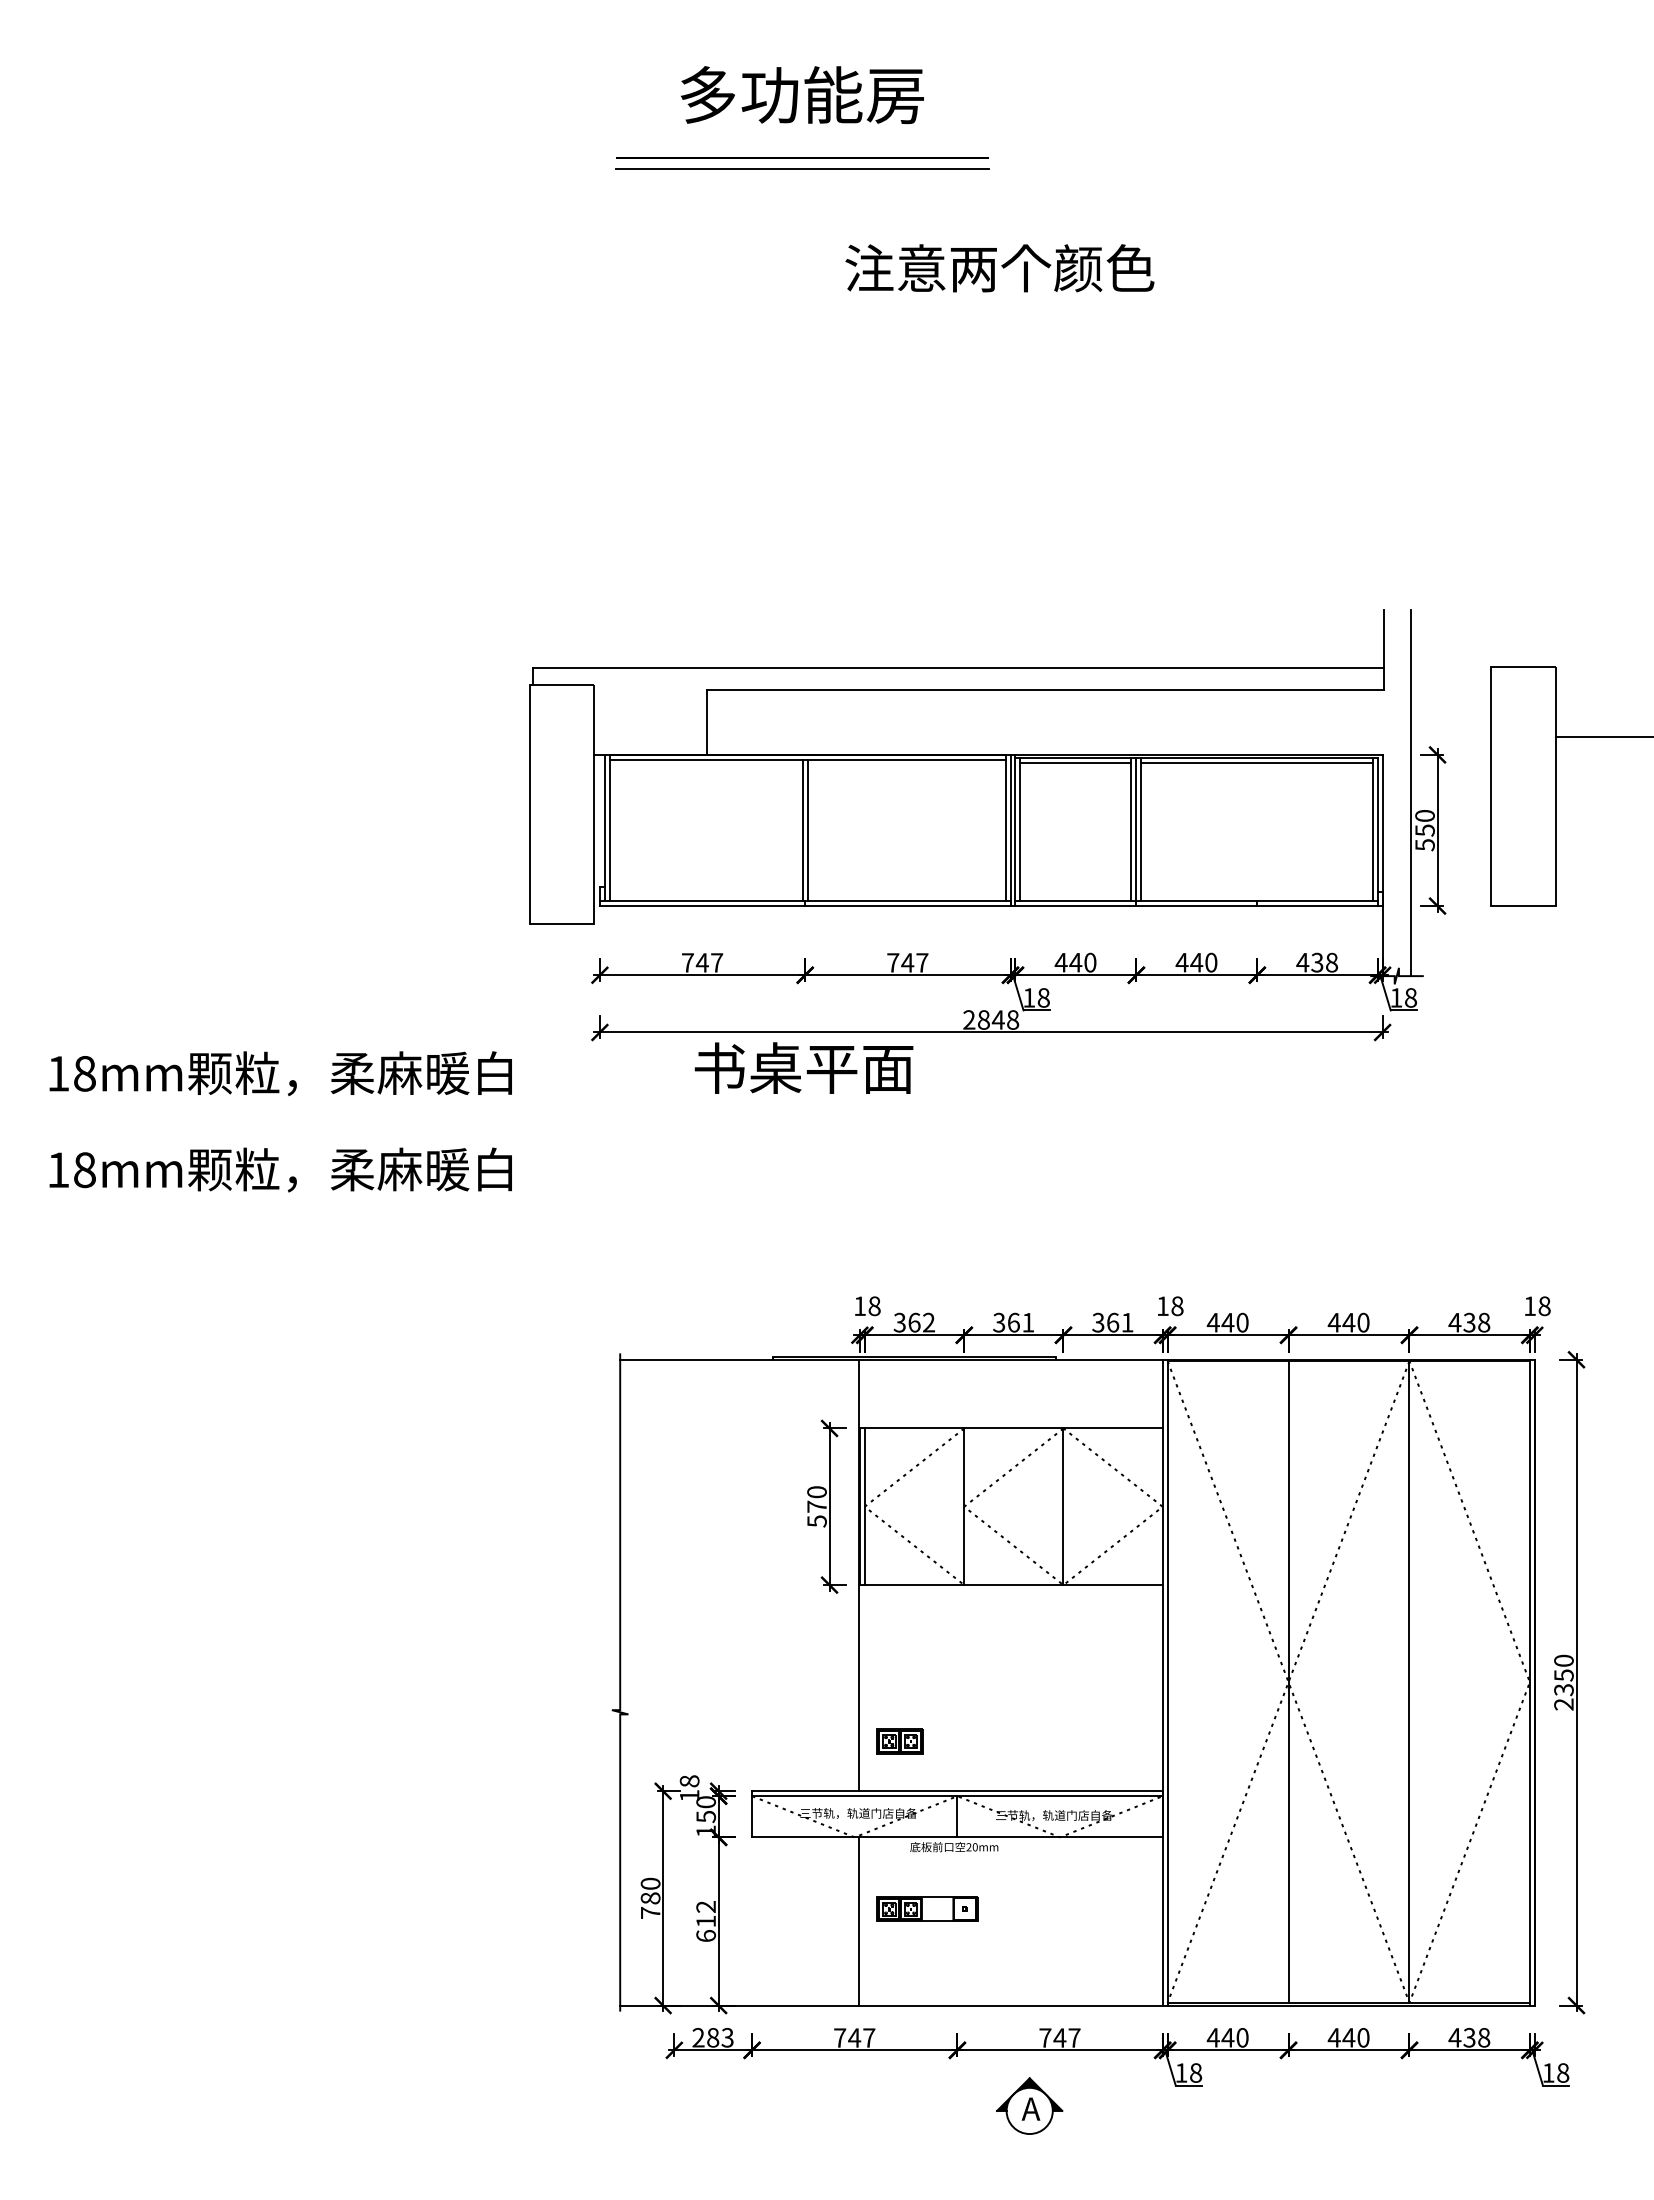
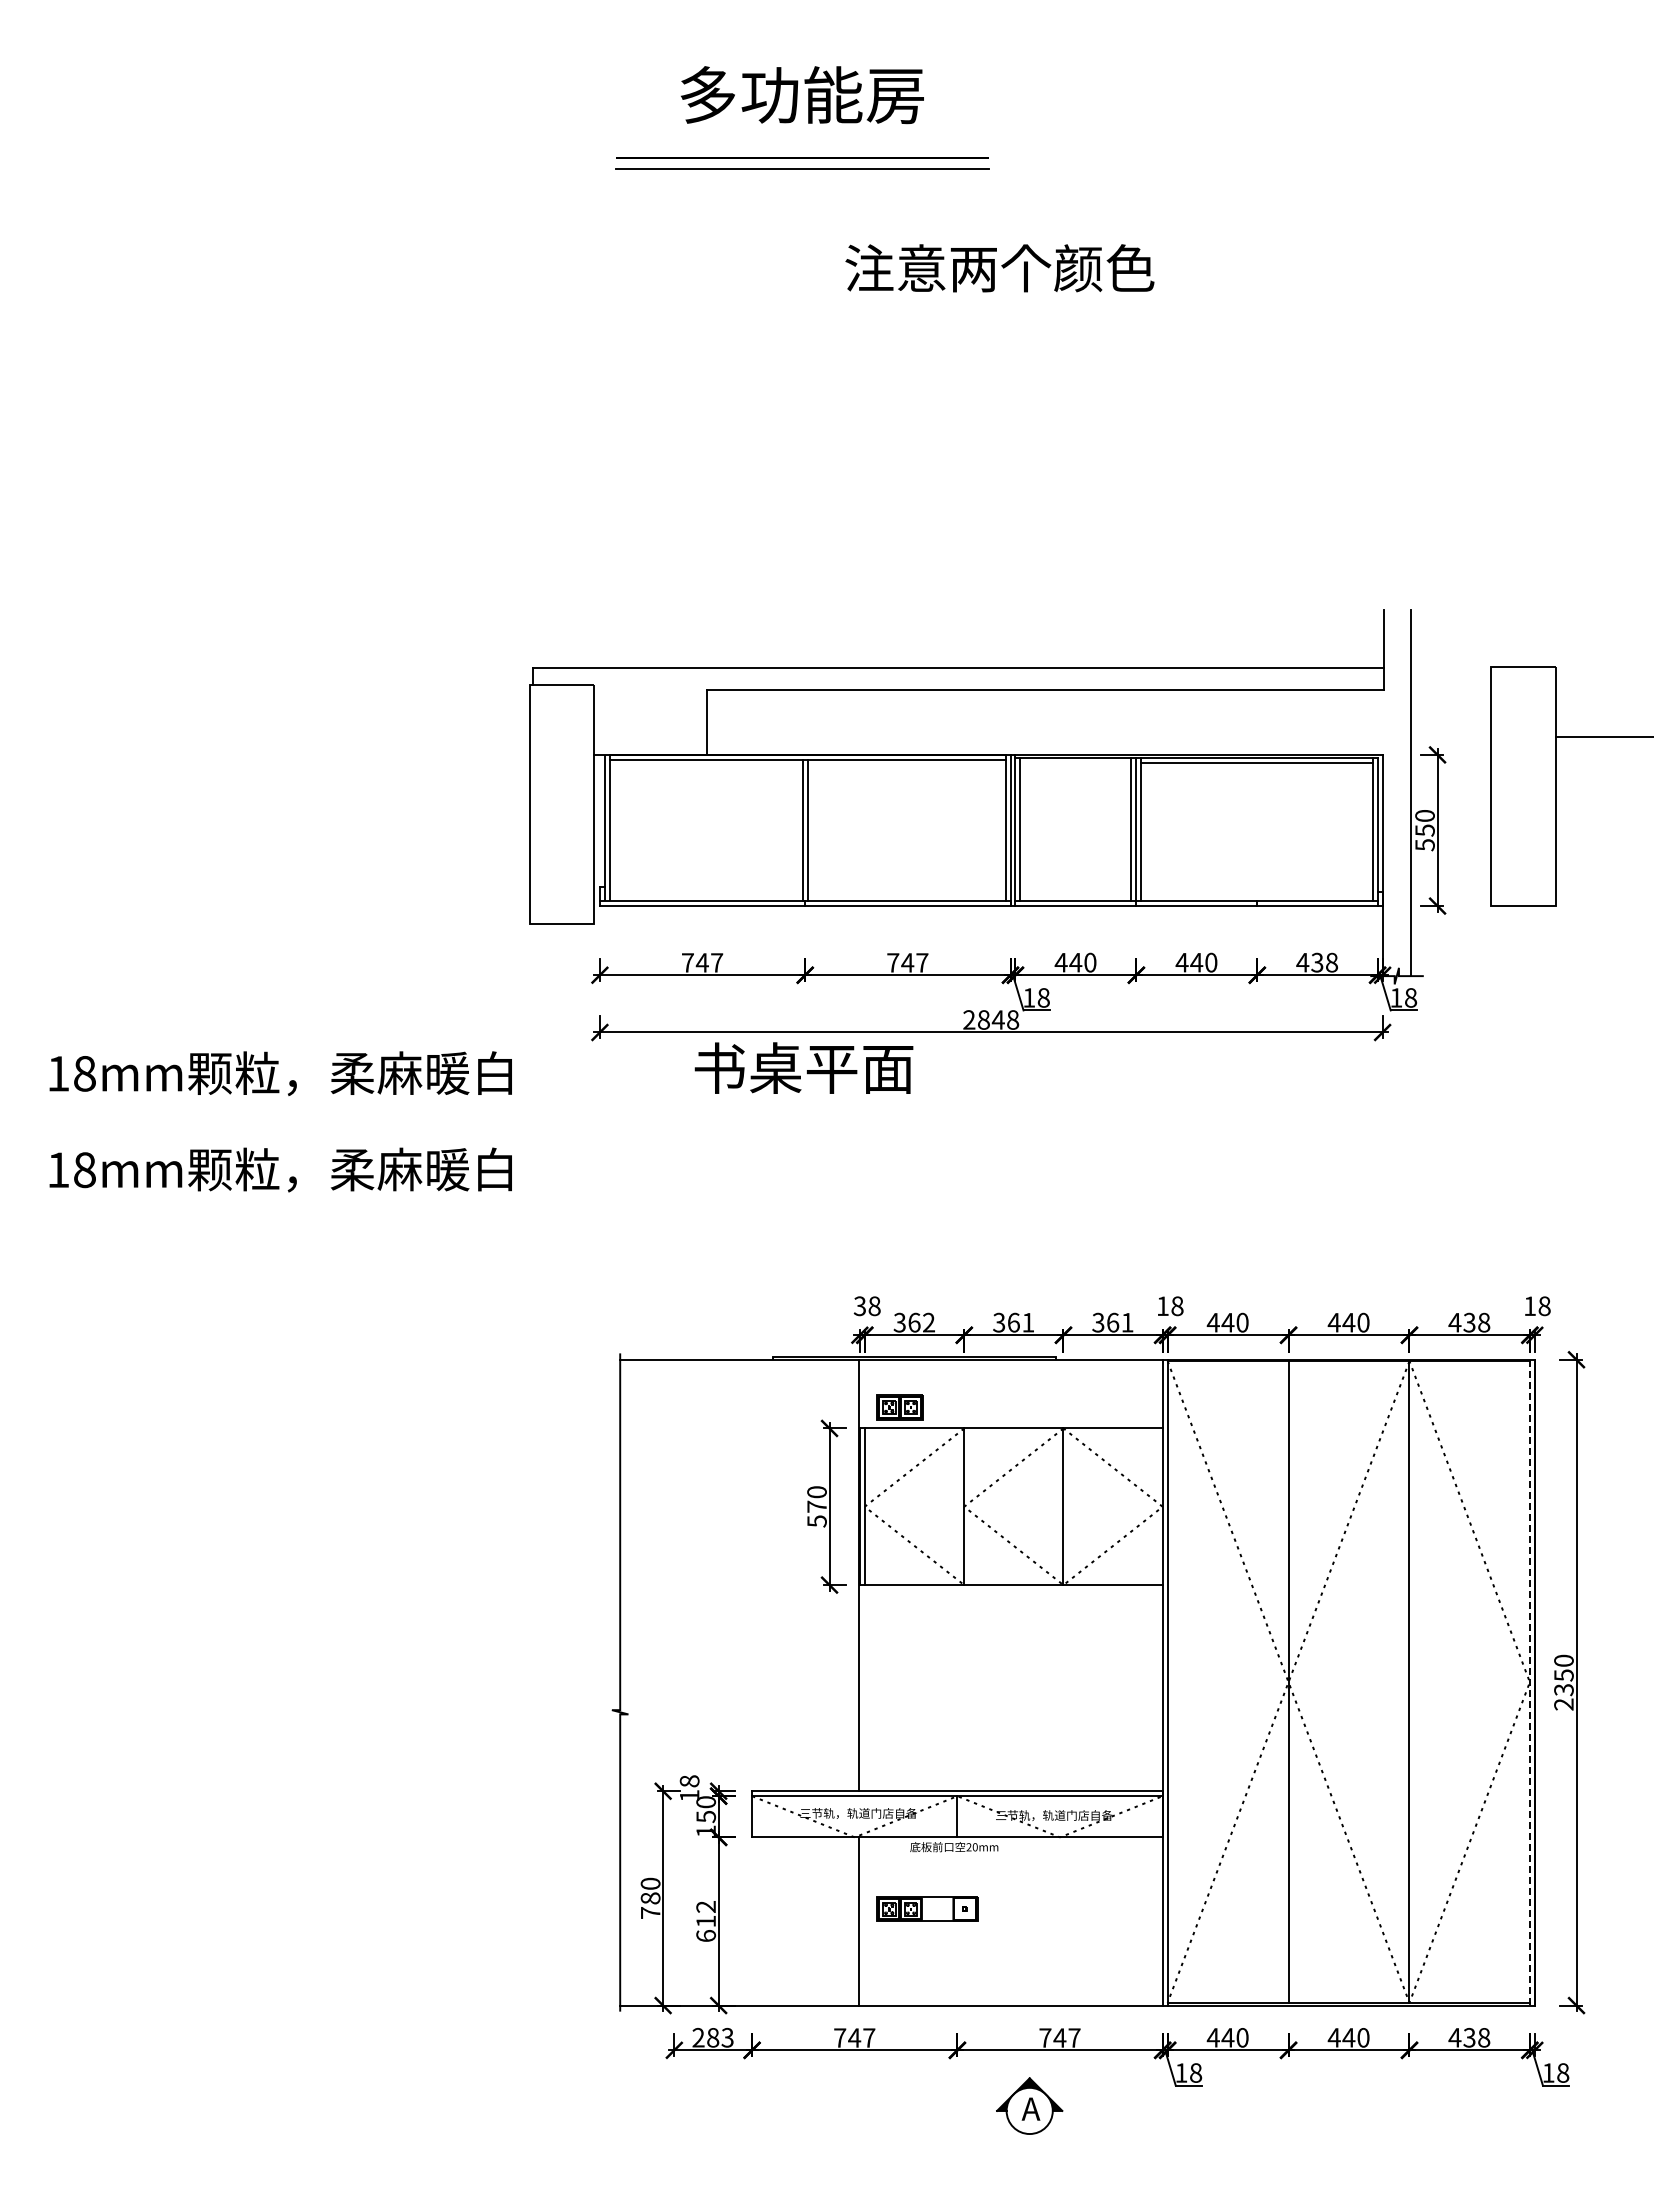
line: present -> none (1075, 762)
text: 18 -> 38 (859, 1306)
line: solid -> dashed (1529, 1682)
part position: (899, 1741) -> (899, 1407) (899, 1407)
